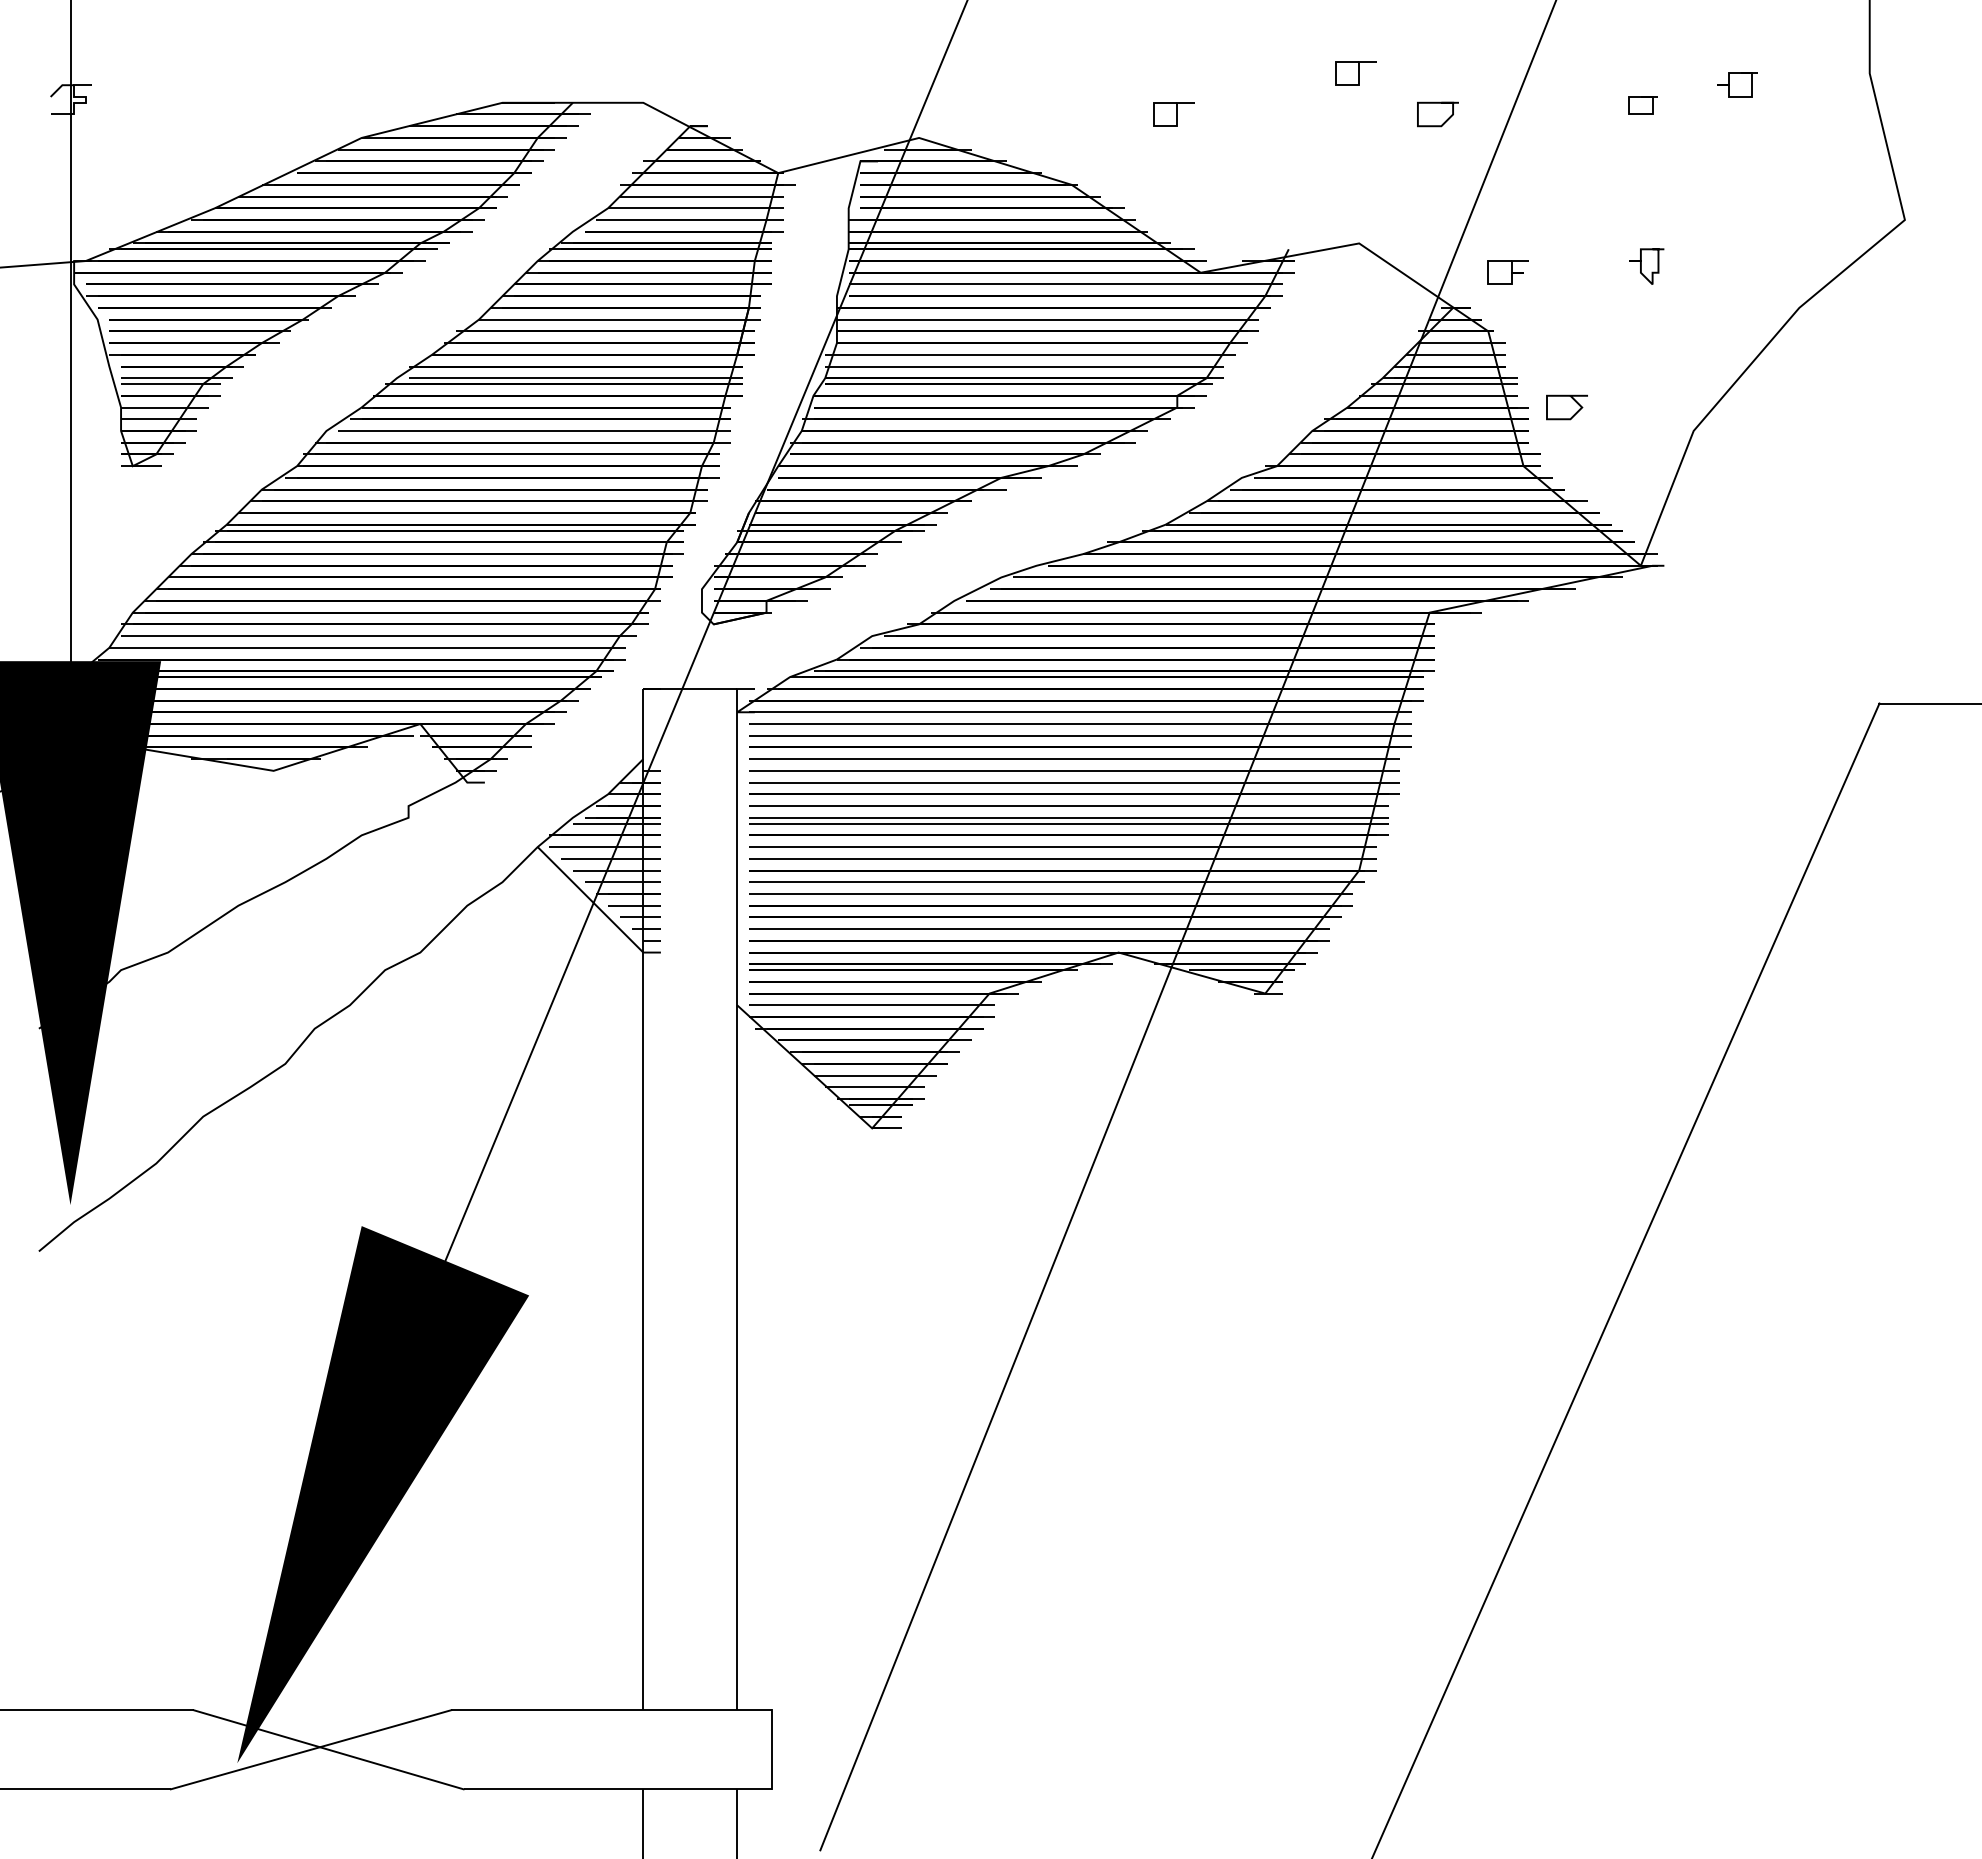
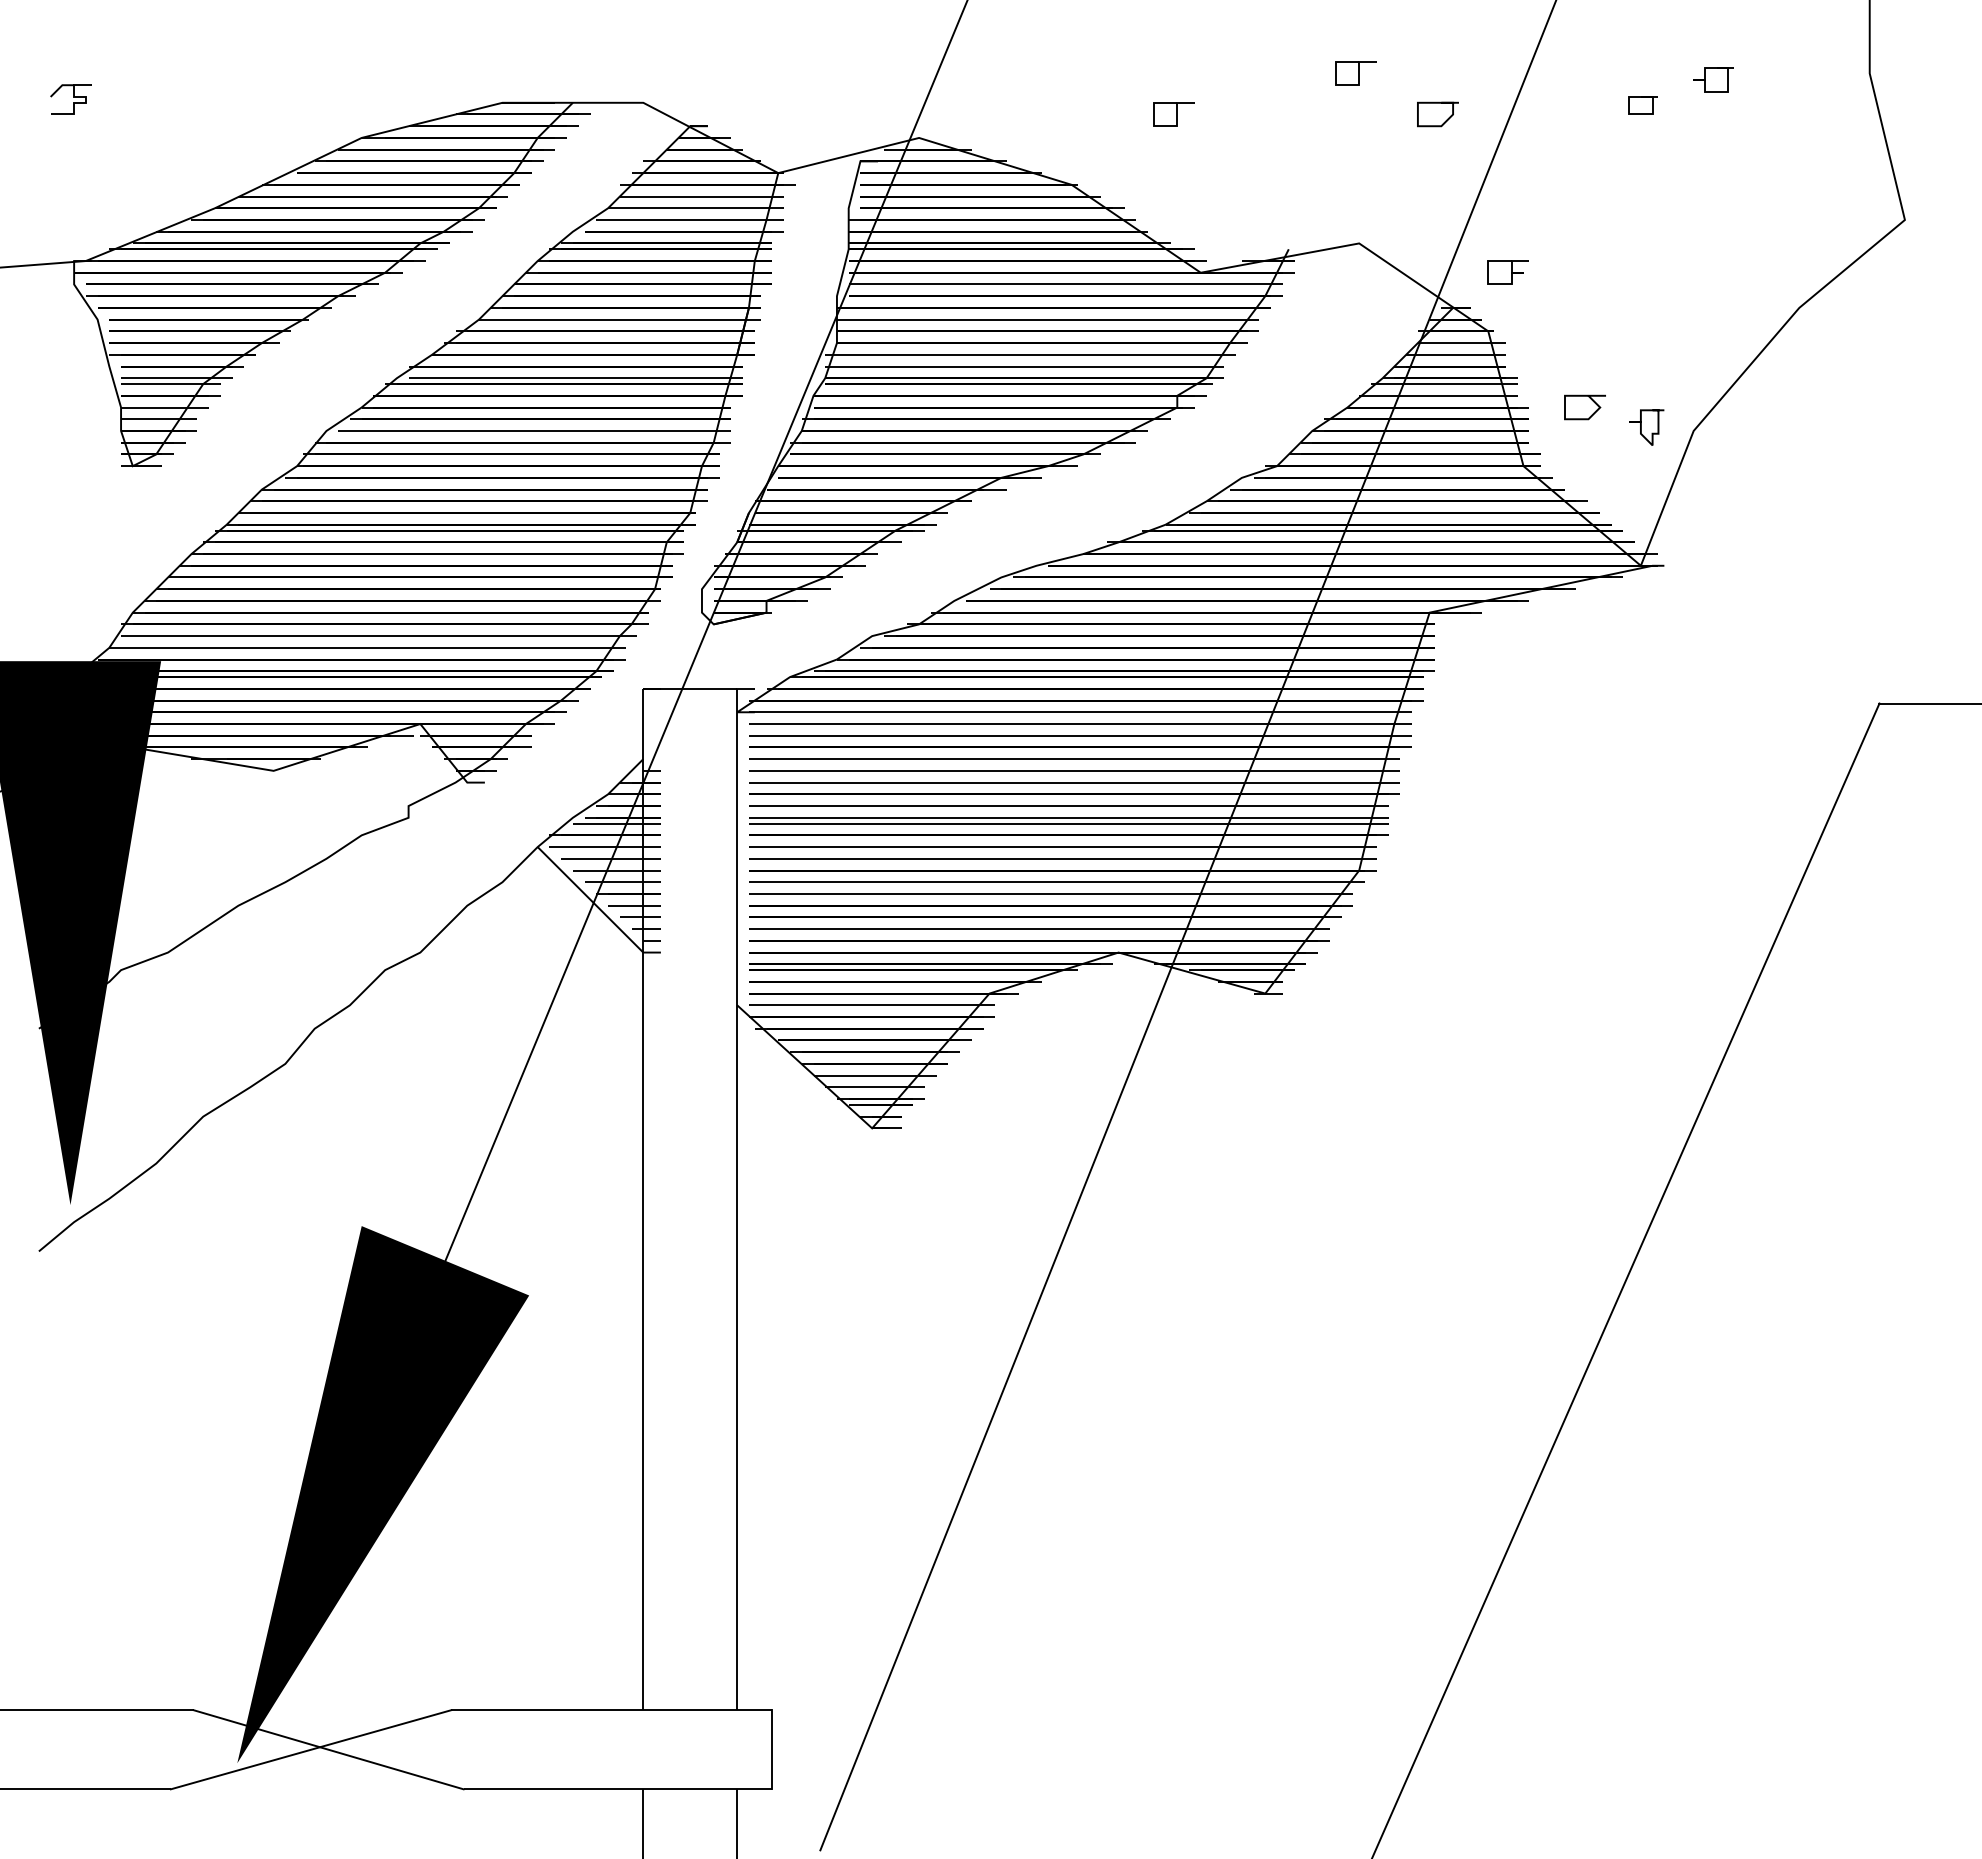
curve position: (1729, 84) -> (1705, 79) (1705, 79)
curve position: (1641, 266) -> (1641, 427) (1641, 427)
line: present -> none (70, 331)
curve position: (1573, 400) -> (1591, 400) (1591, 400)
